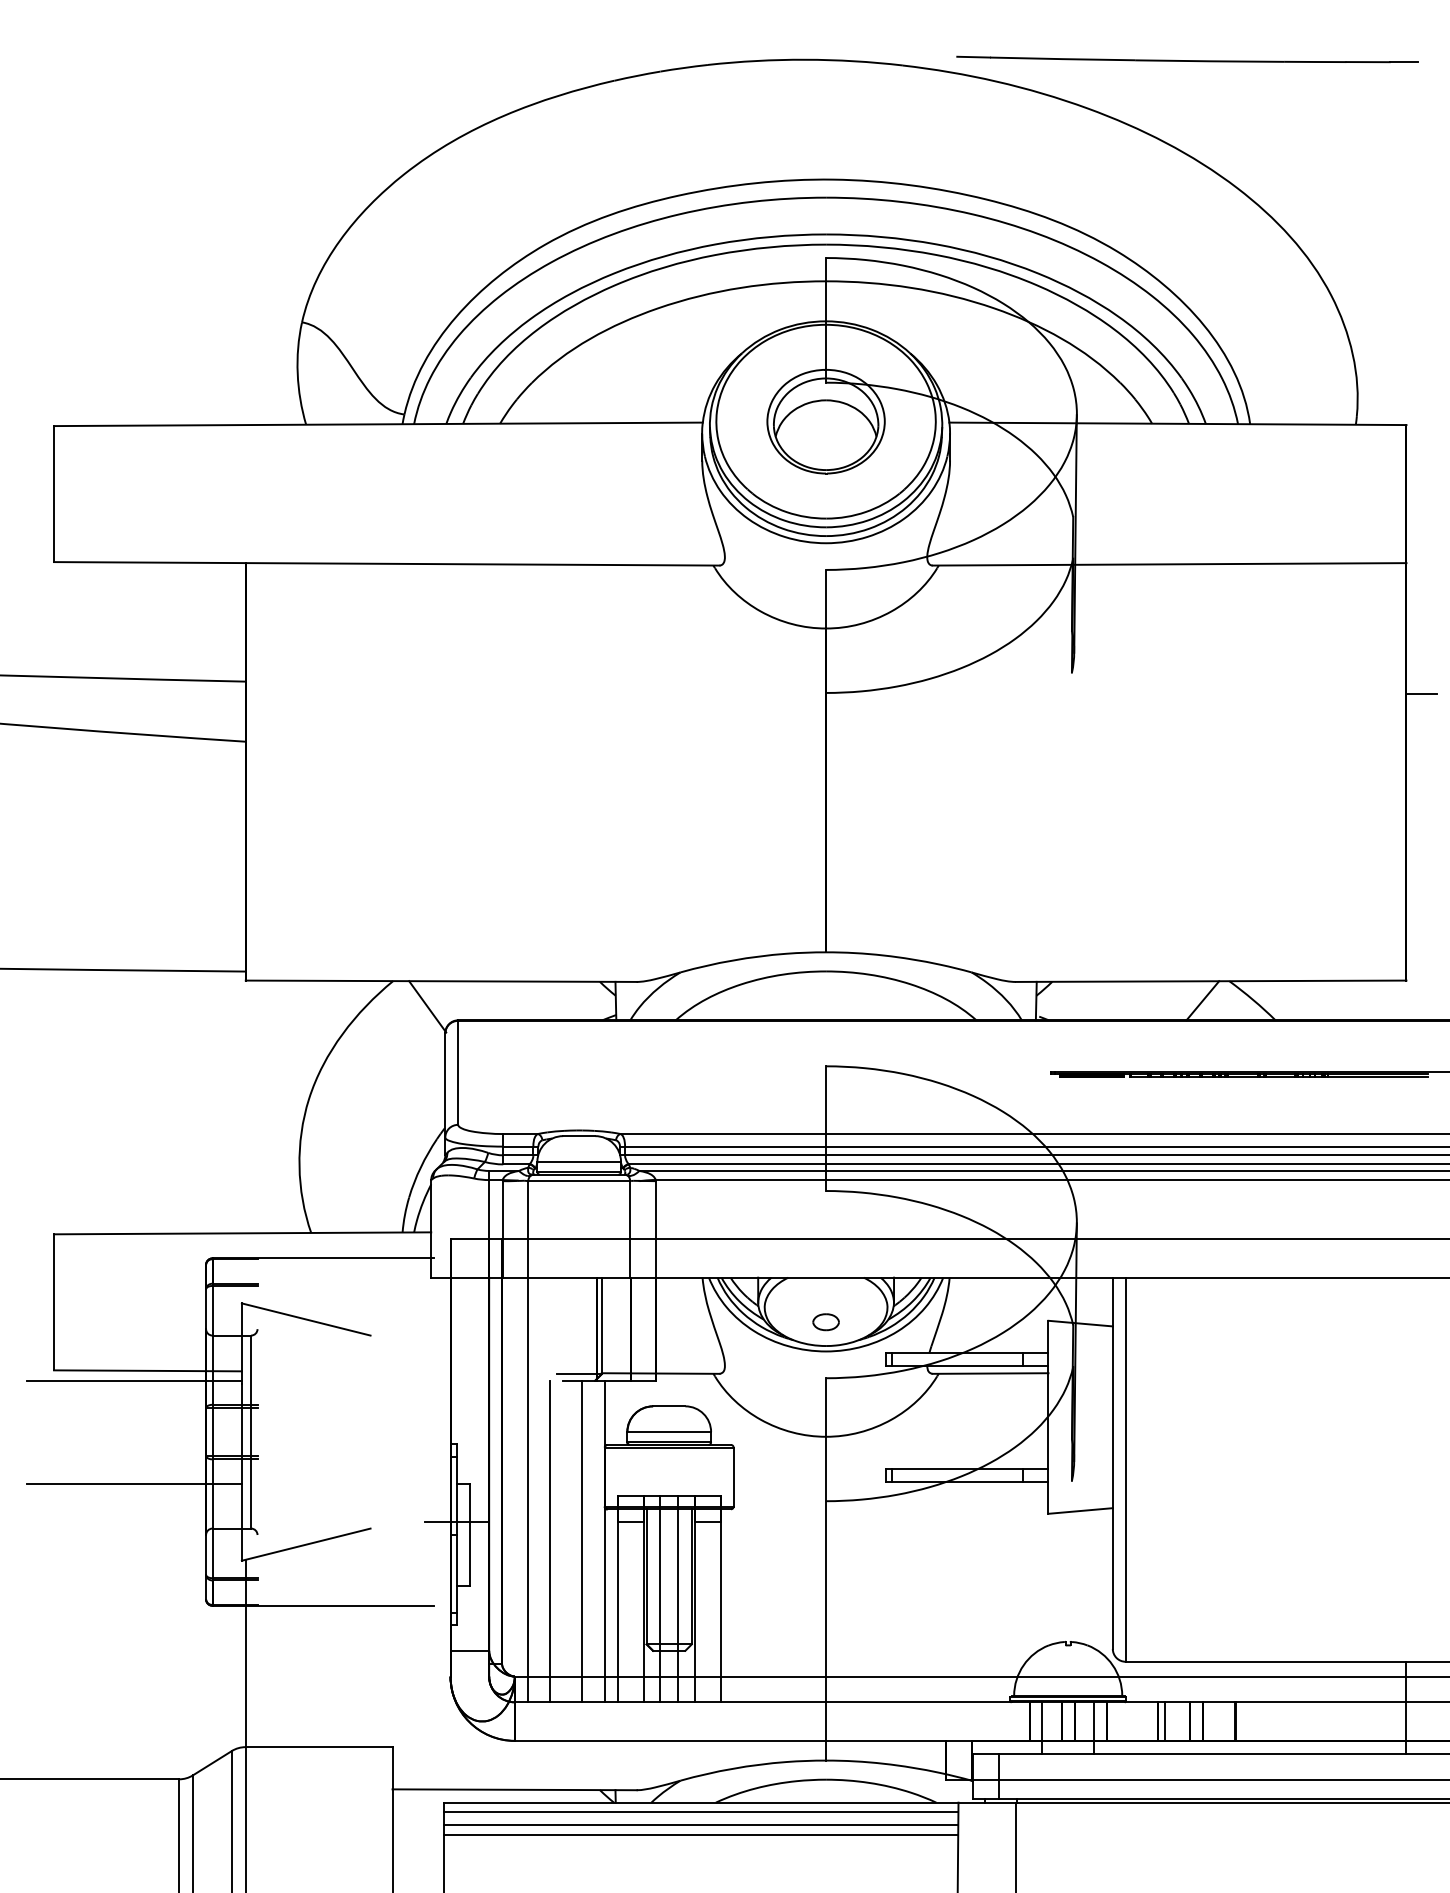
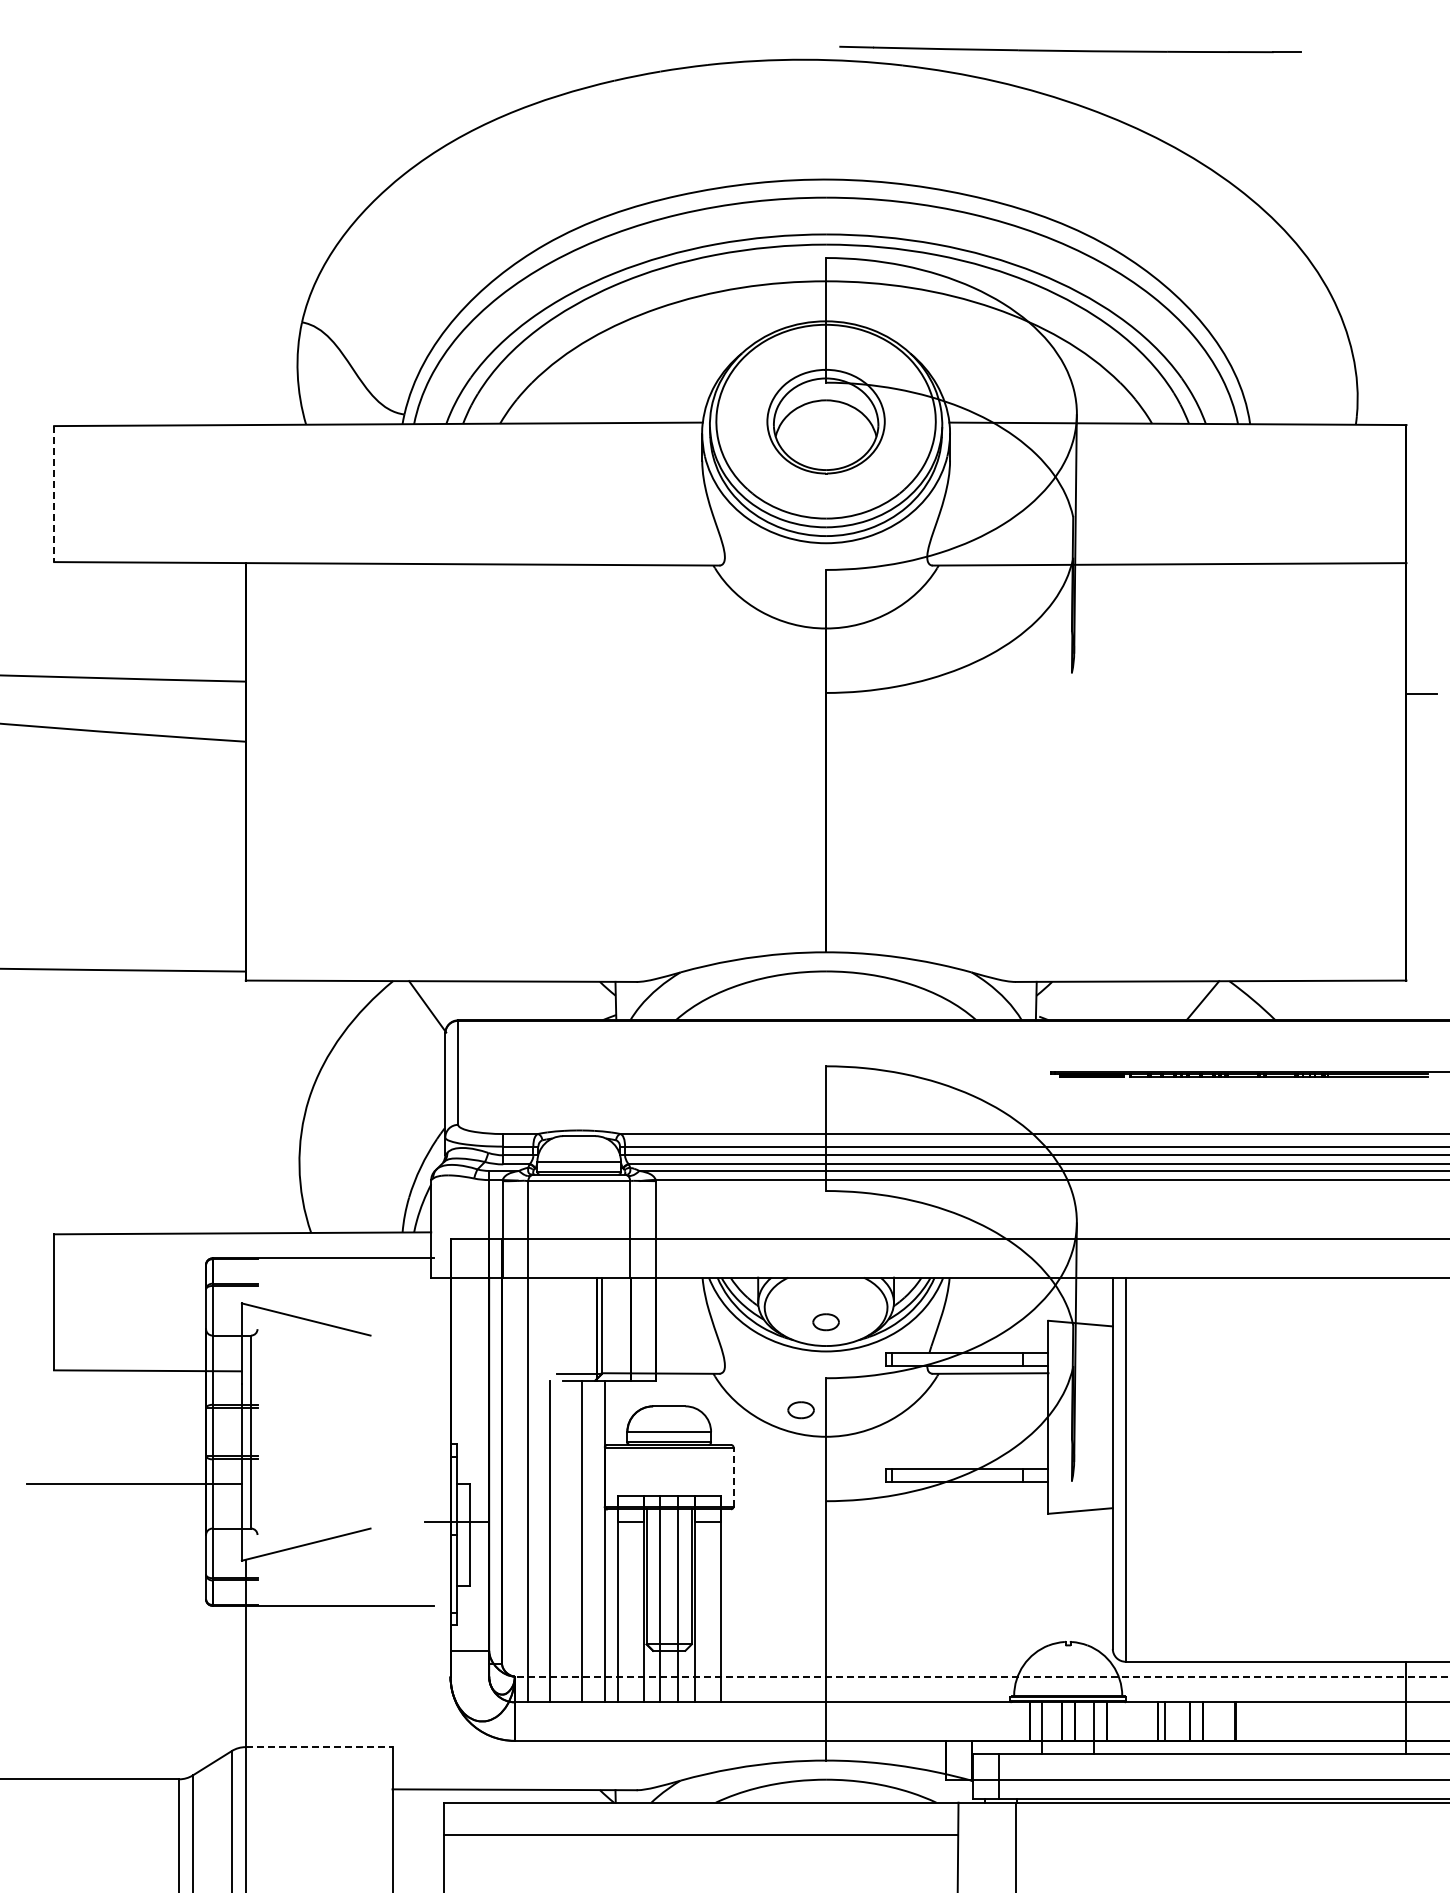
part position: (1187, 59) -> (1070, 49) (1070, 49)
line: solid -> dashed (54, 494)
line: present -> none (133, 1380)
part: none -> present (800, 1410)
line: solid -> dashed (733, 1477)
line: solid -> dashed (981, 1676)
line: solid -> dashed (319, 1747)
line: present -> none (701, 1812)
line: present -> none (701, 1825)
